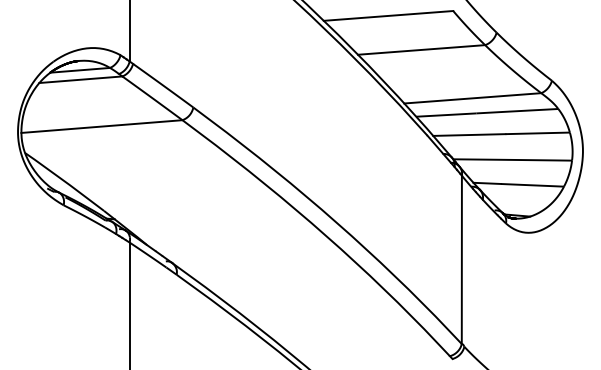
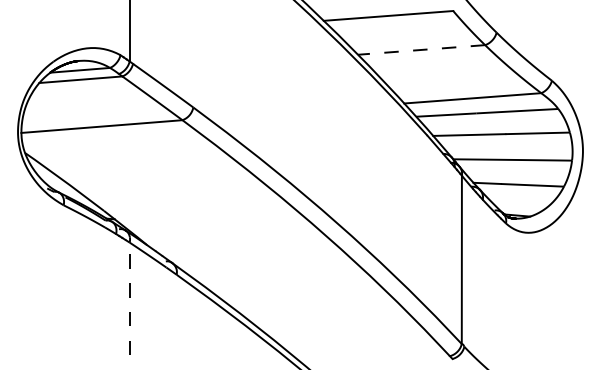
line: solid -> dashed (421, 49)
line: solid -> dashed (129, 305)
